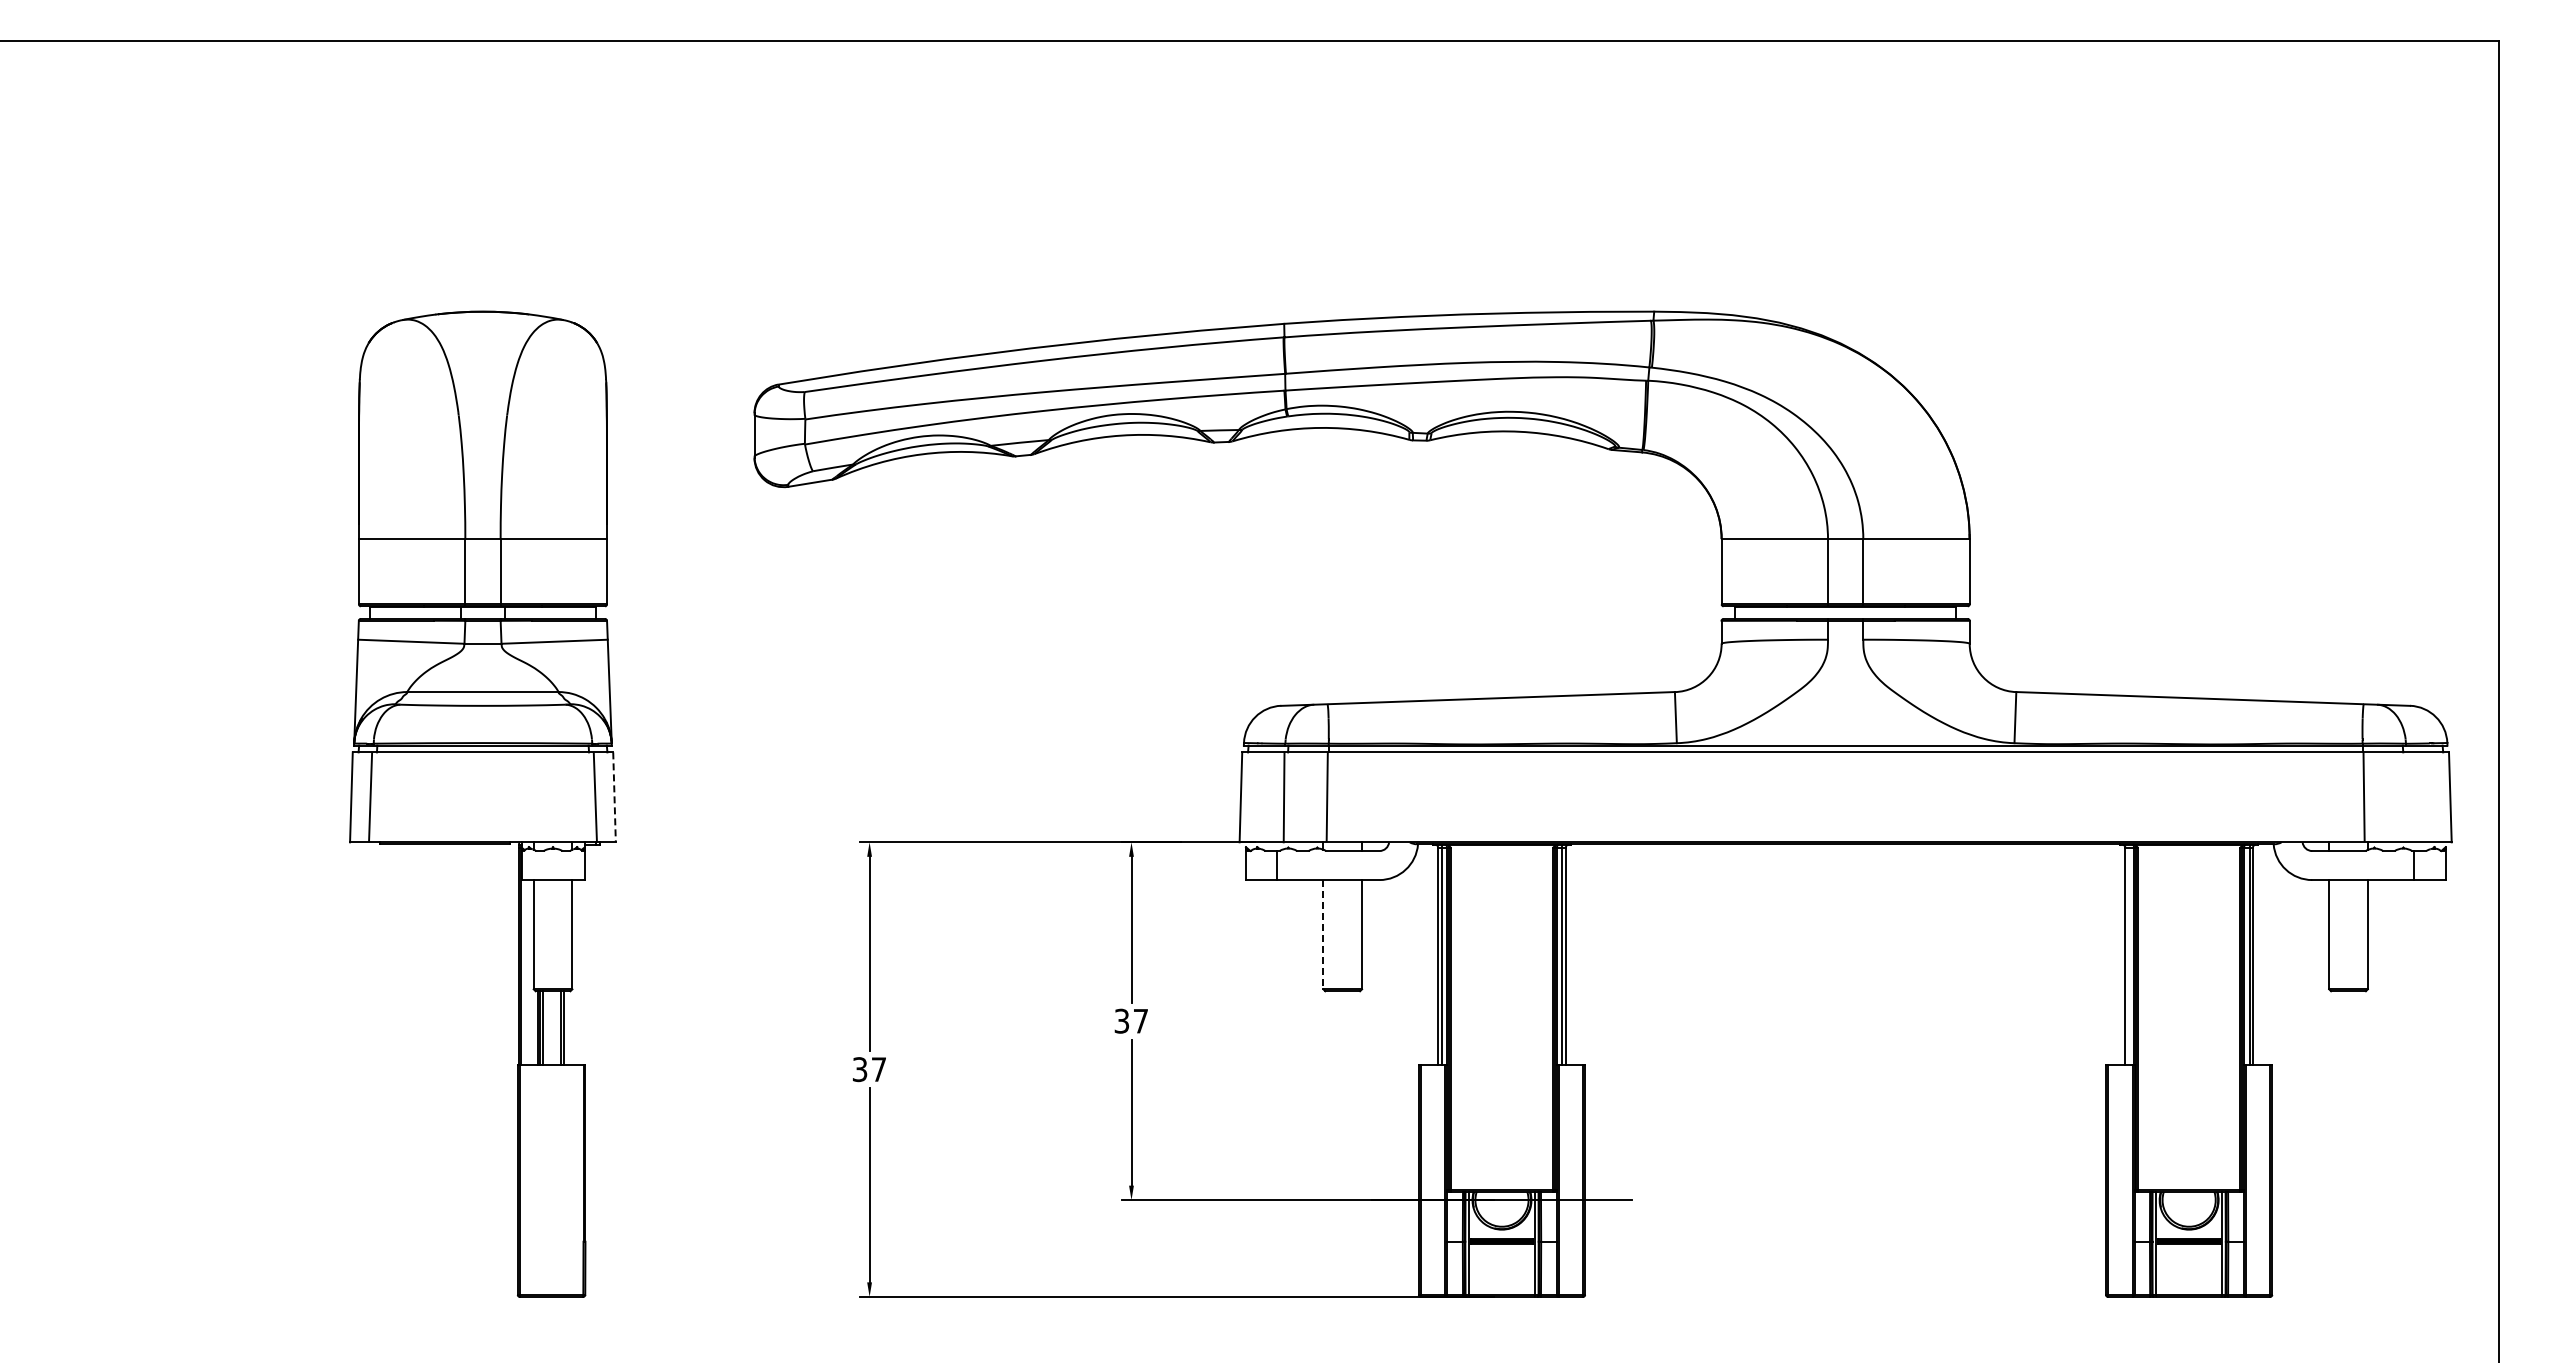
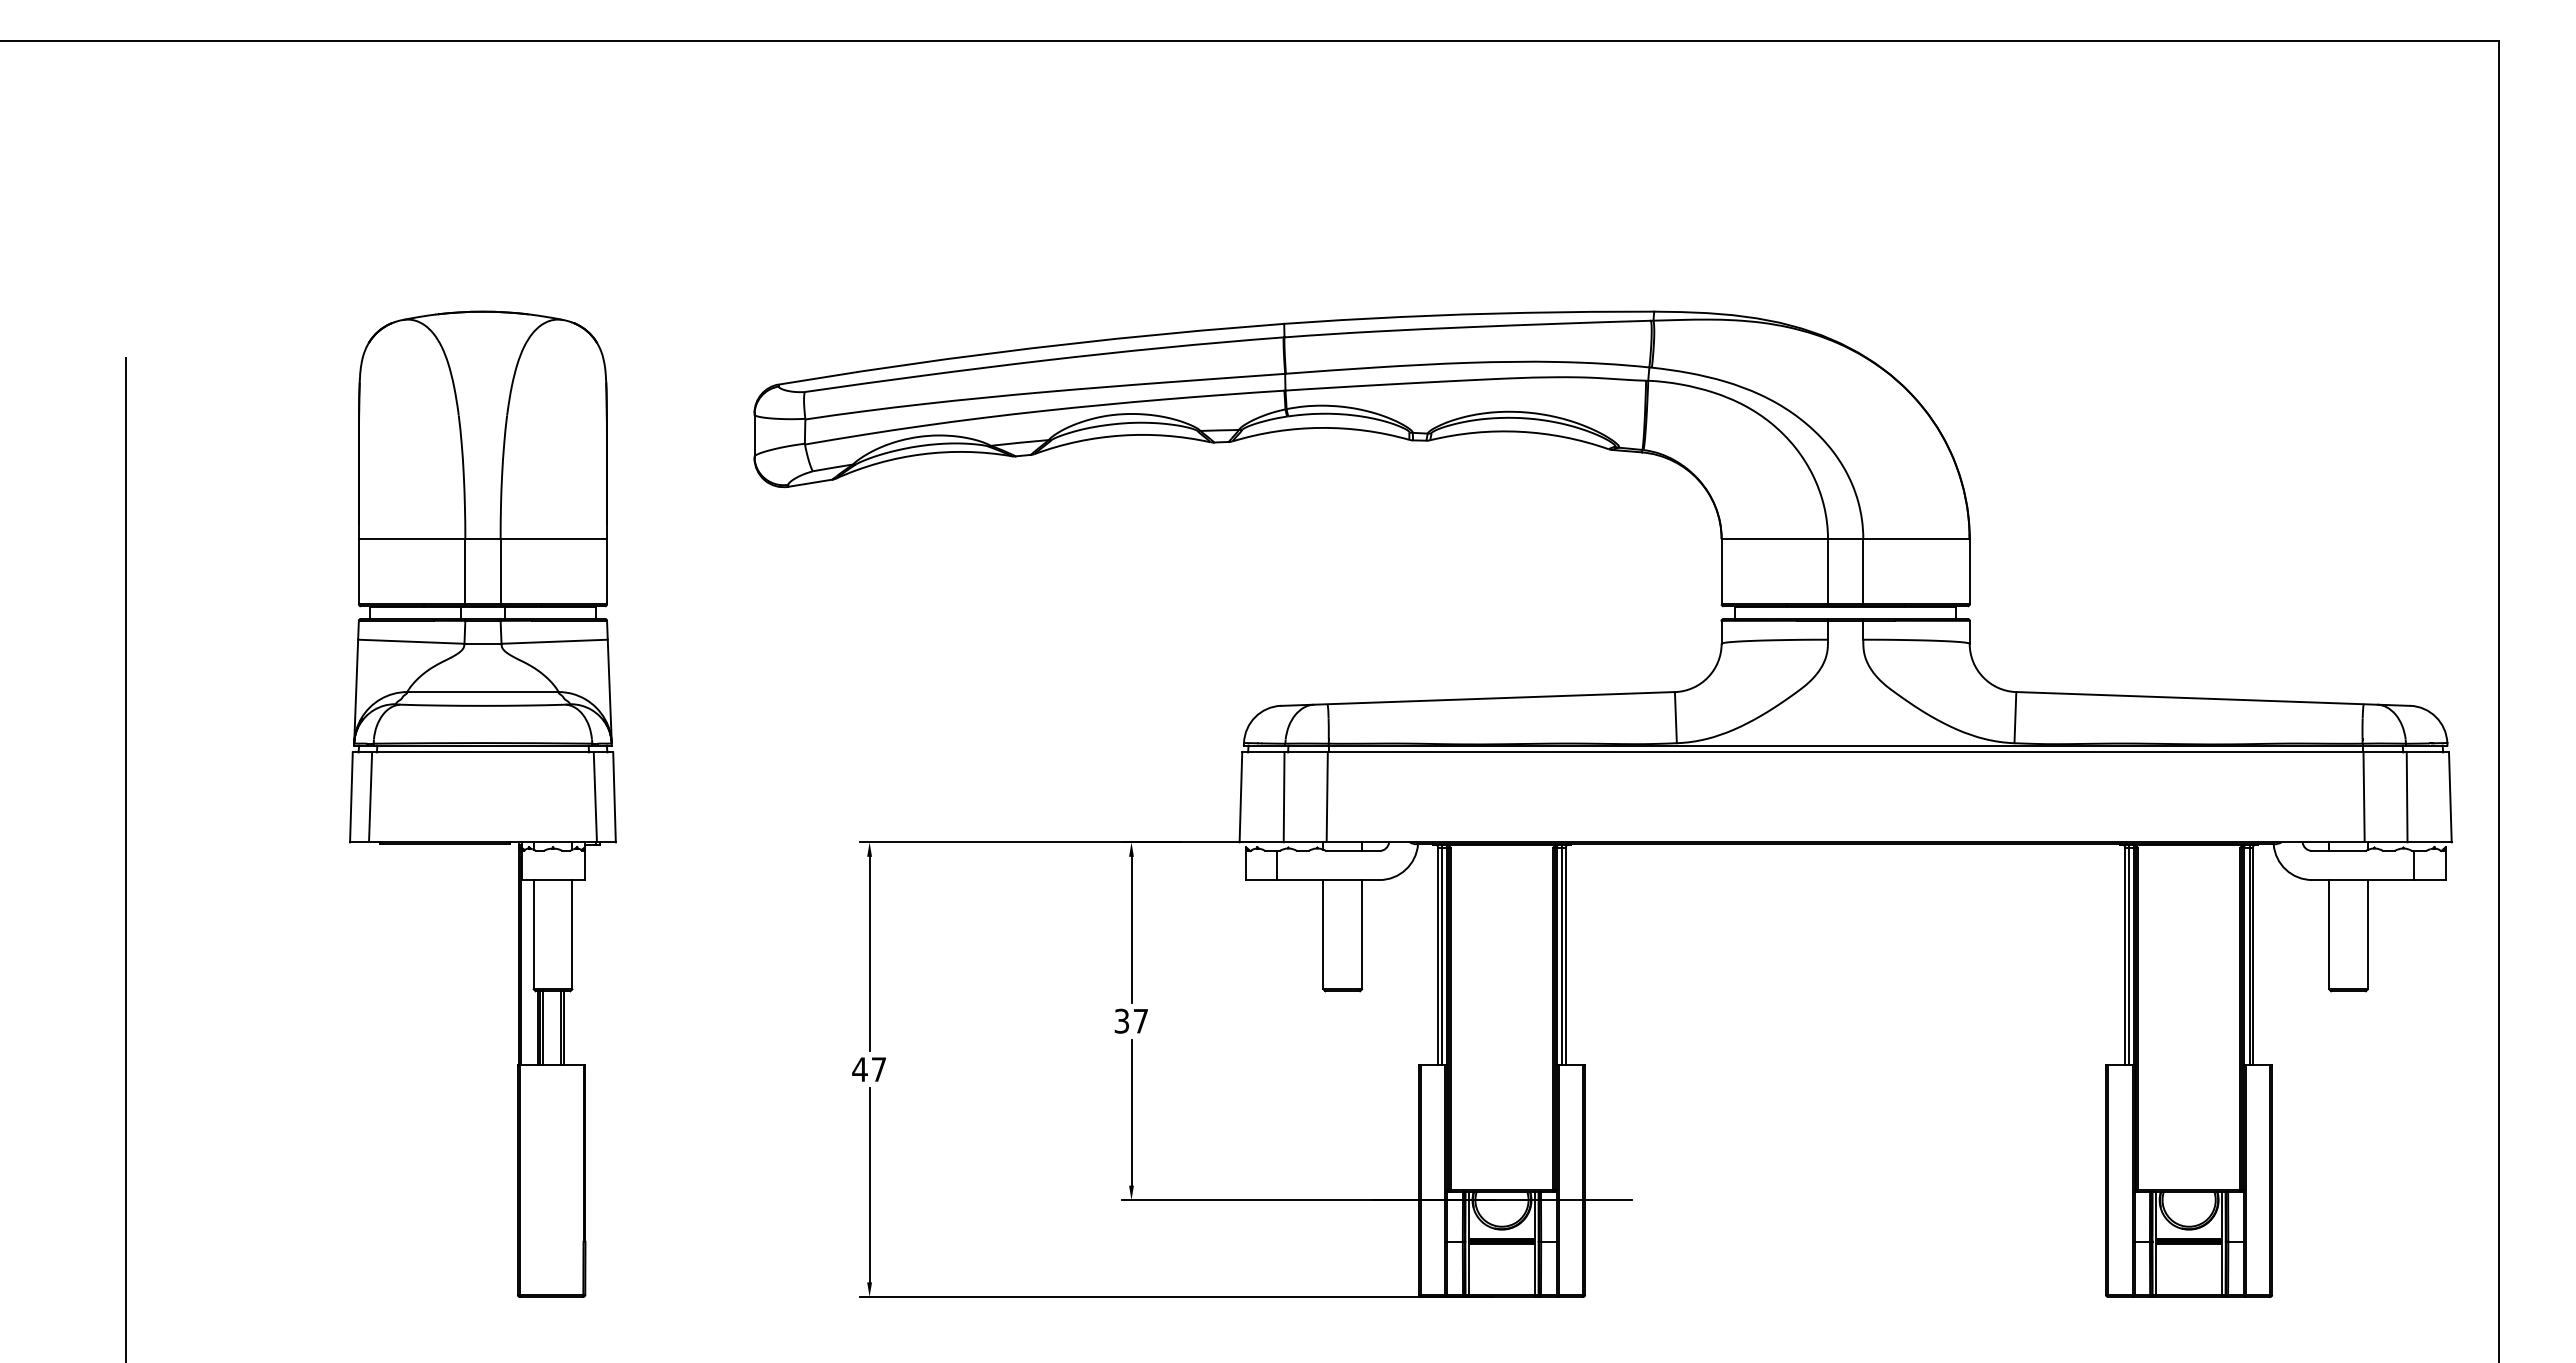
line: dashed -> solid (614, 797)
line: none -> present (2406, 797)
line: none -> present (125, 858)
line: dashed -> solid (1323, 934)
line: none -> present (2128, 954)
text: 37 -> 47 (859, 1069)
